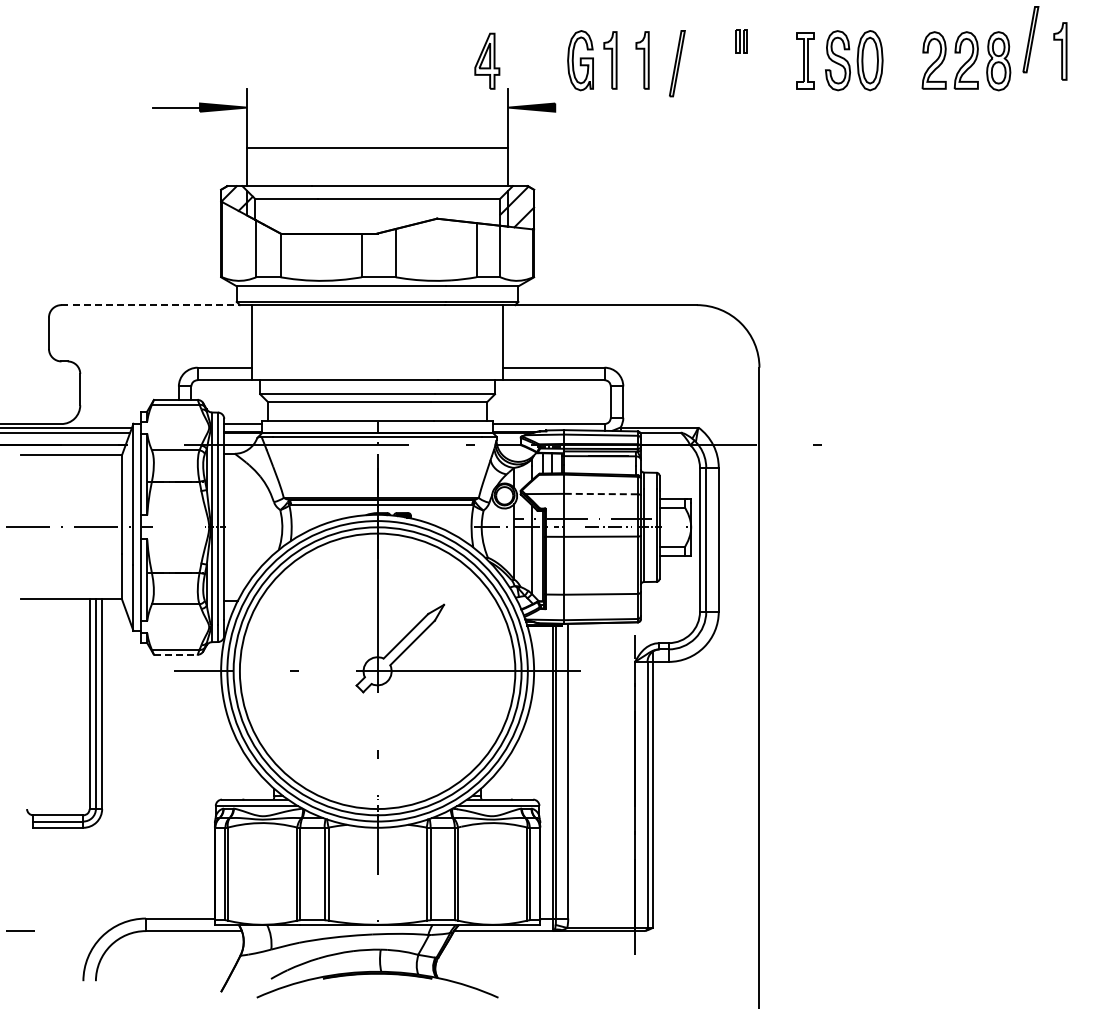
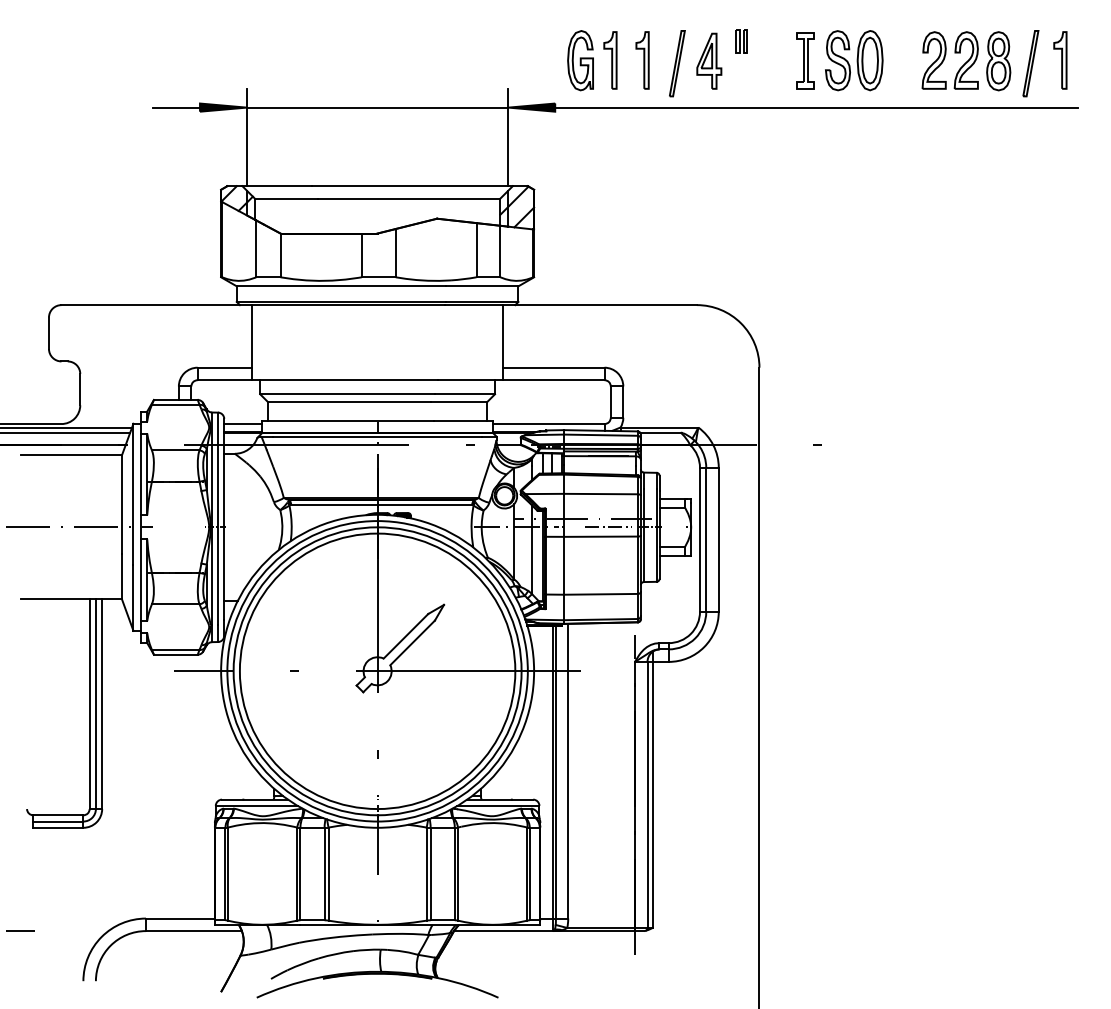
part position: (1030, 39) -> (1030, 63) (1030, 63)
part position: (1060, 51) -> (1060, 60) (1060, 60)
part position: (487, 60) -> (709, 60) (709, 60)
line: none -> present (816, 107)
line position: (377, 147) -> (377, 107) (377, 107)
line: dashed -> solid (151, 305)
line: dashed -> solid (600, 494)
line: dashed -> solid (175, 654)
